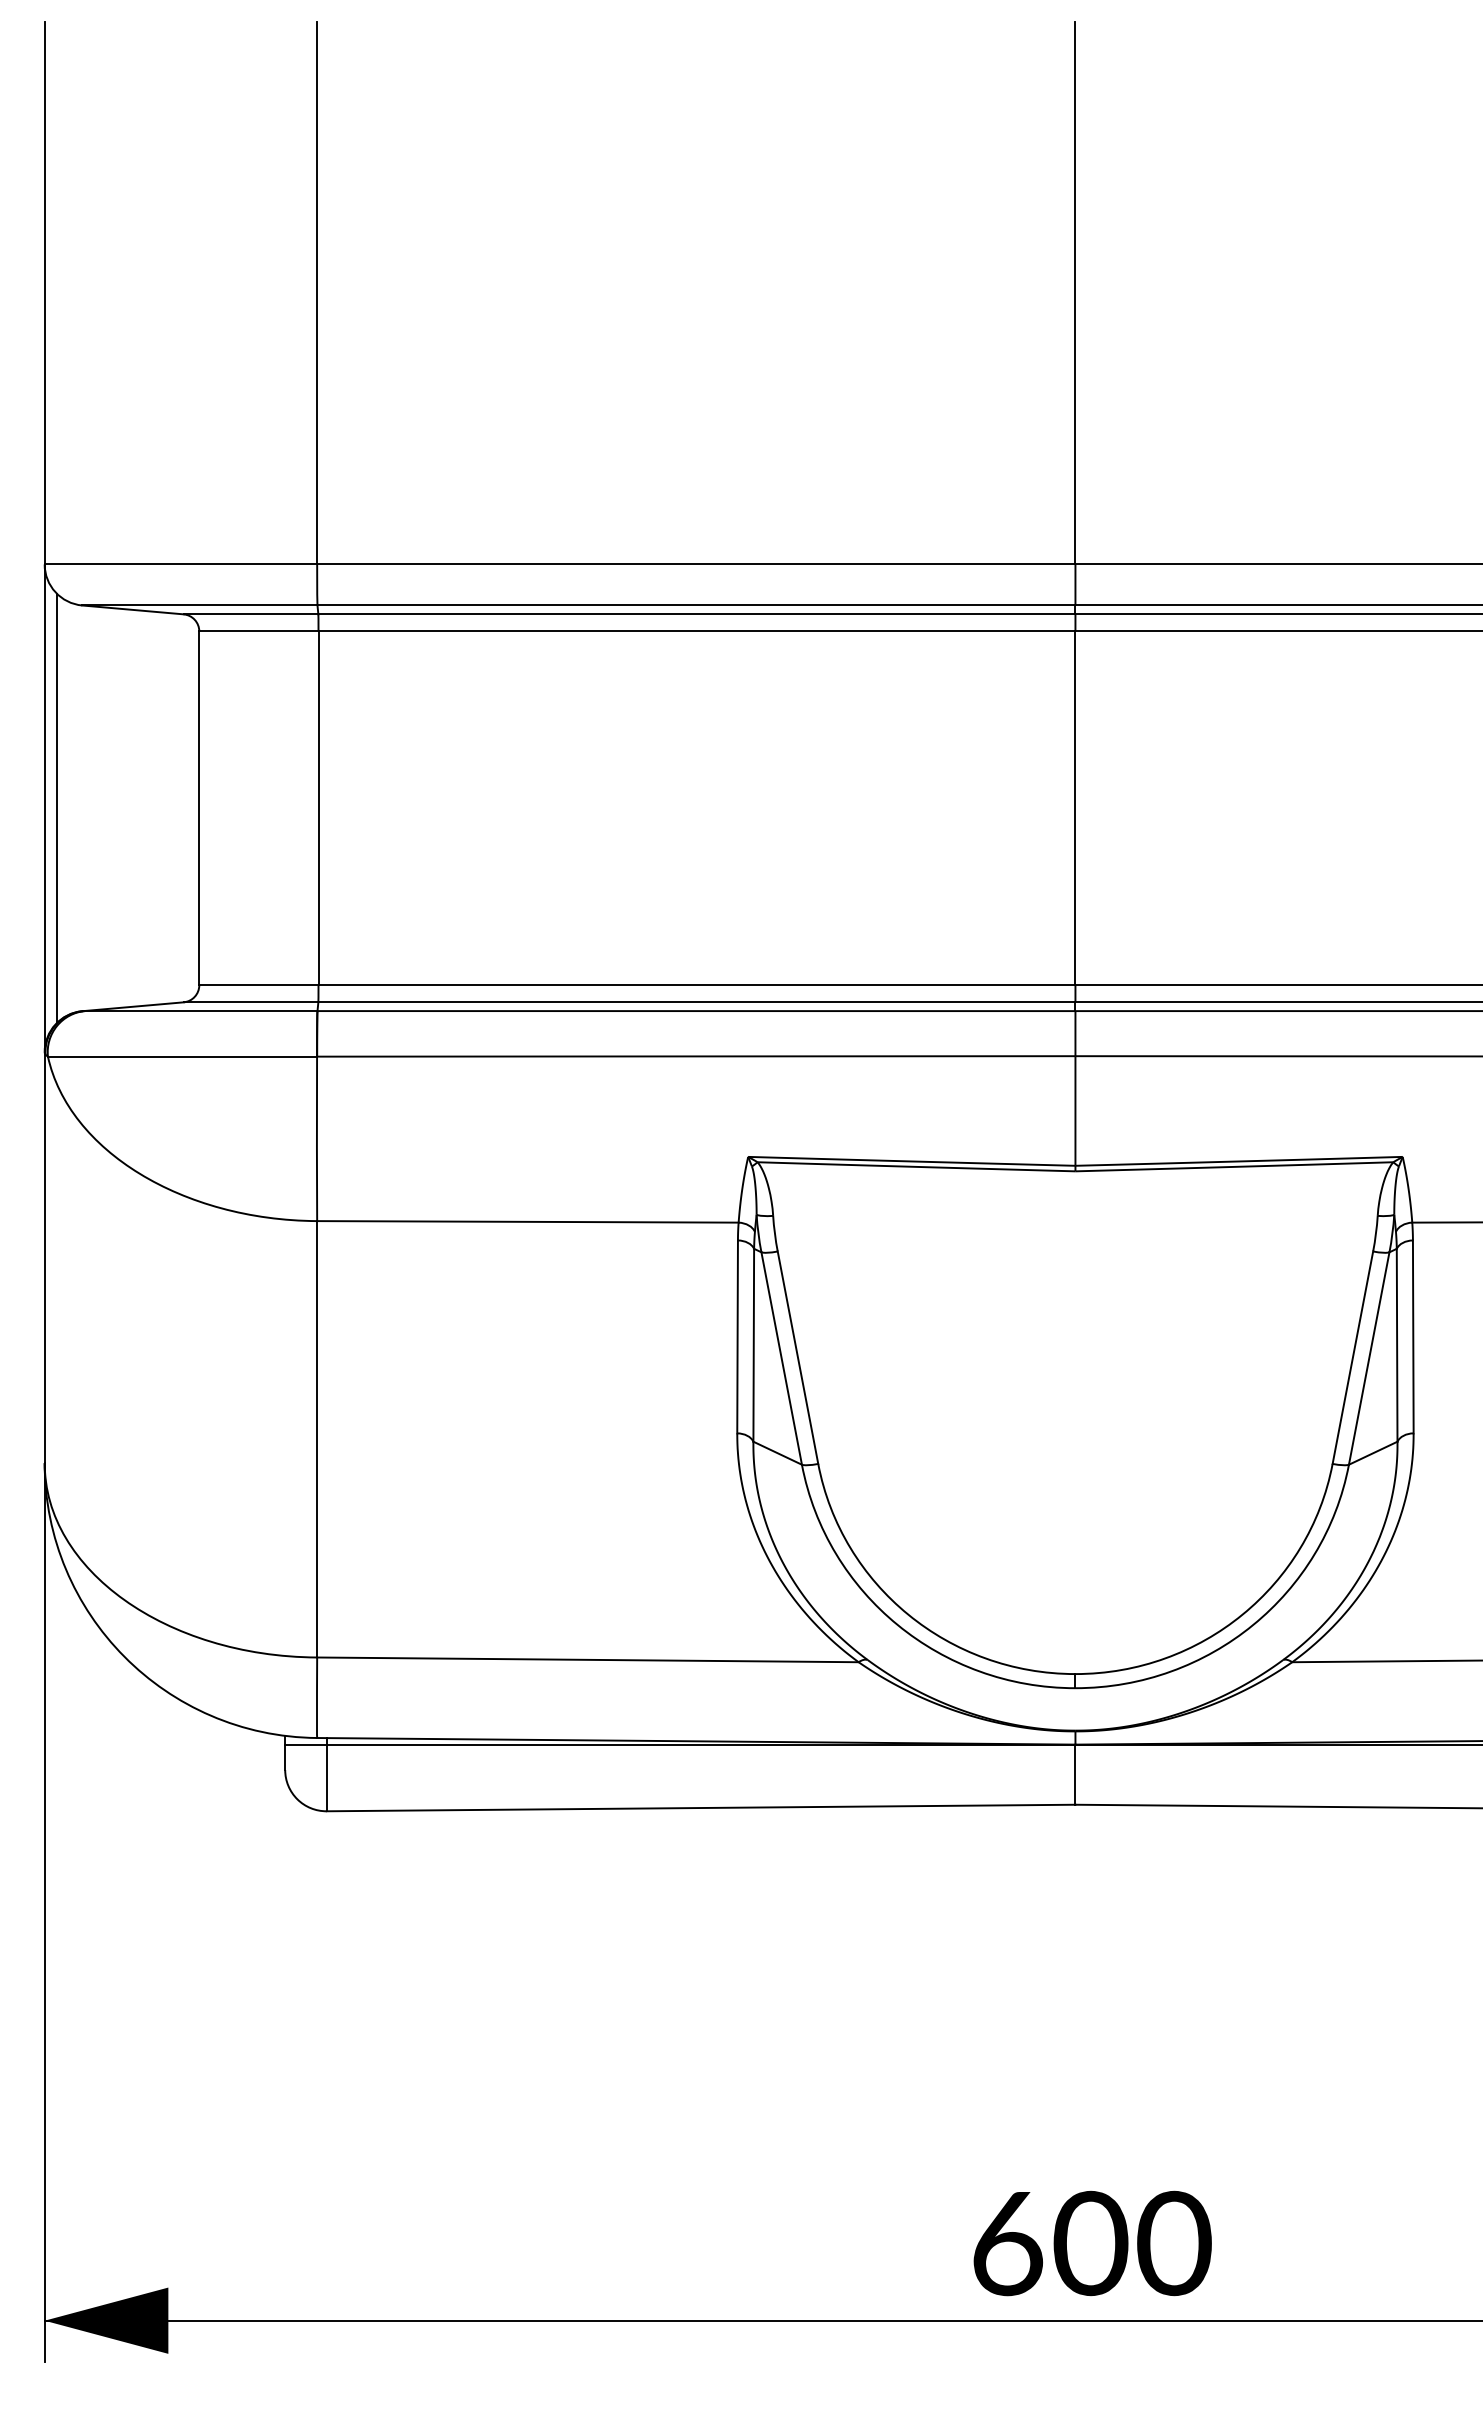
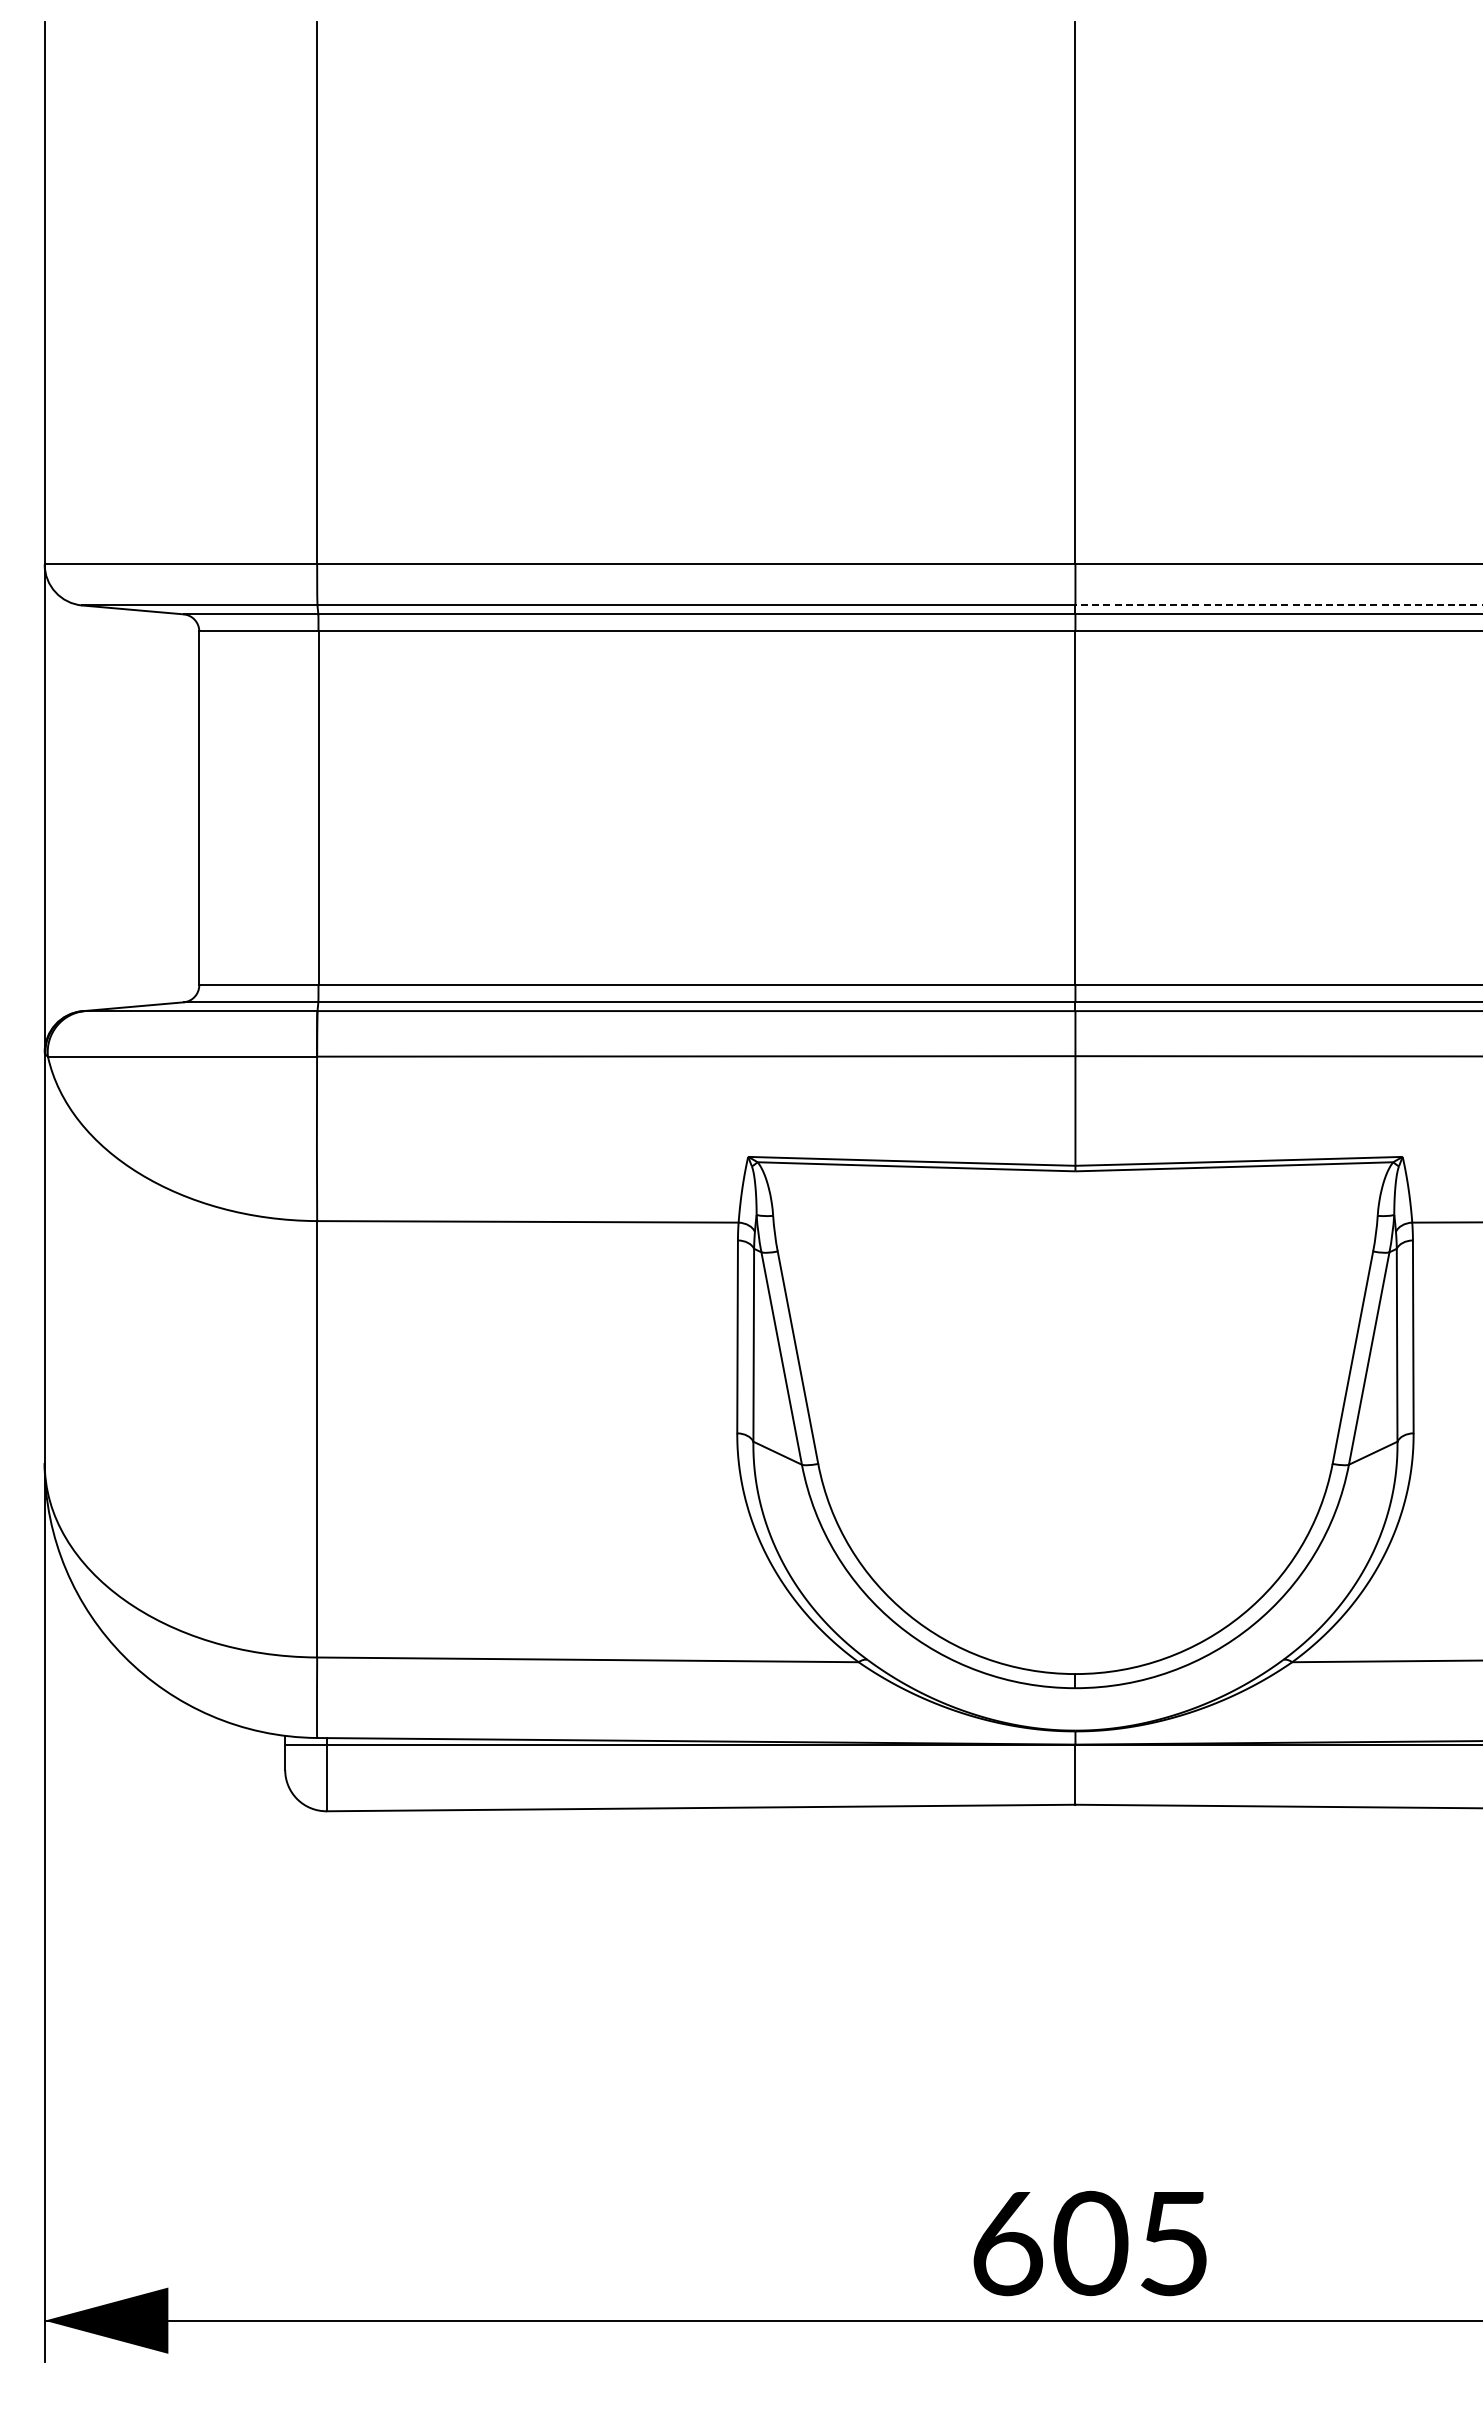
line: solid -> dashed (1278, 605)
line: present -> none (56, 808)
text: 600 -> 605 (1174, 2243)
